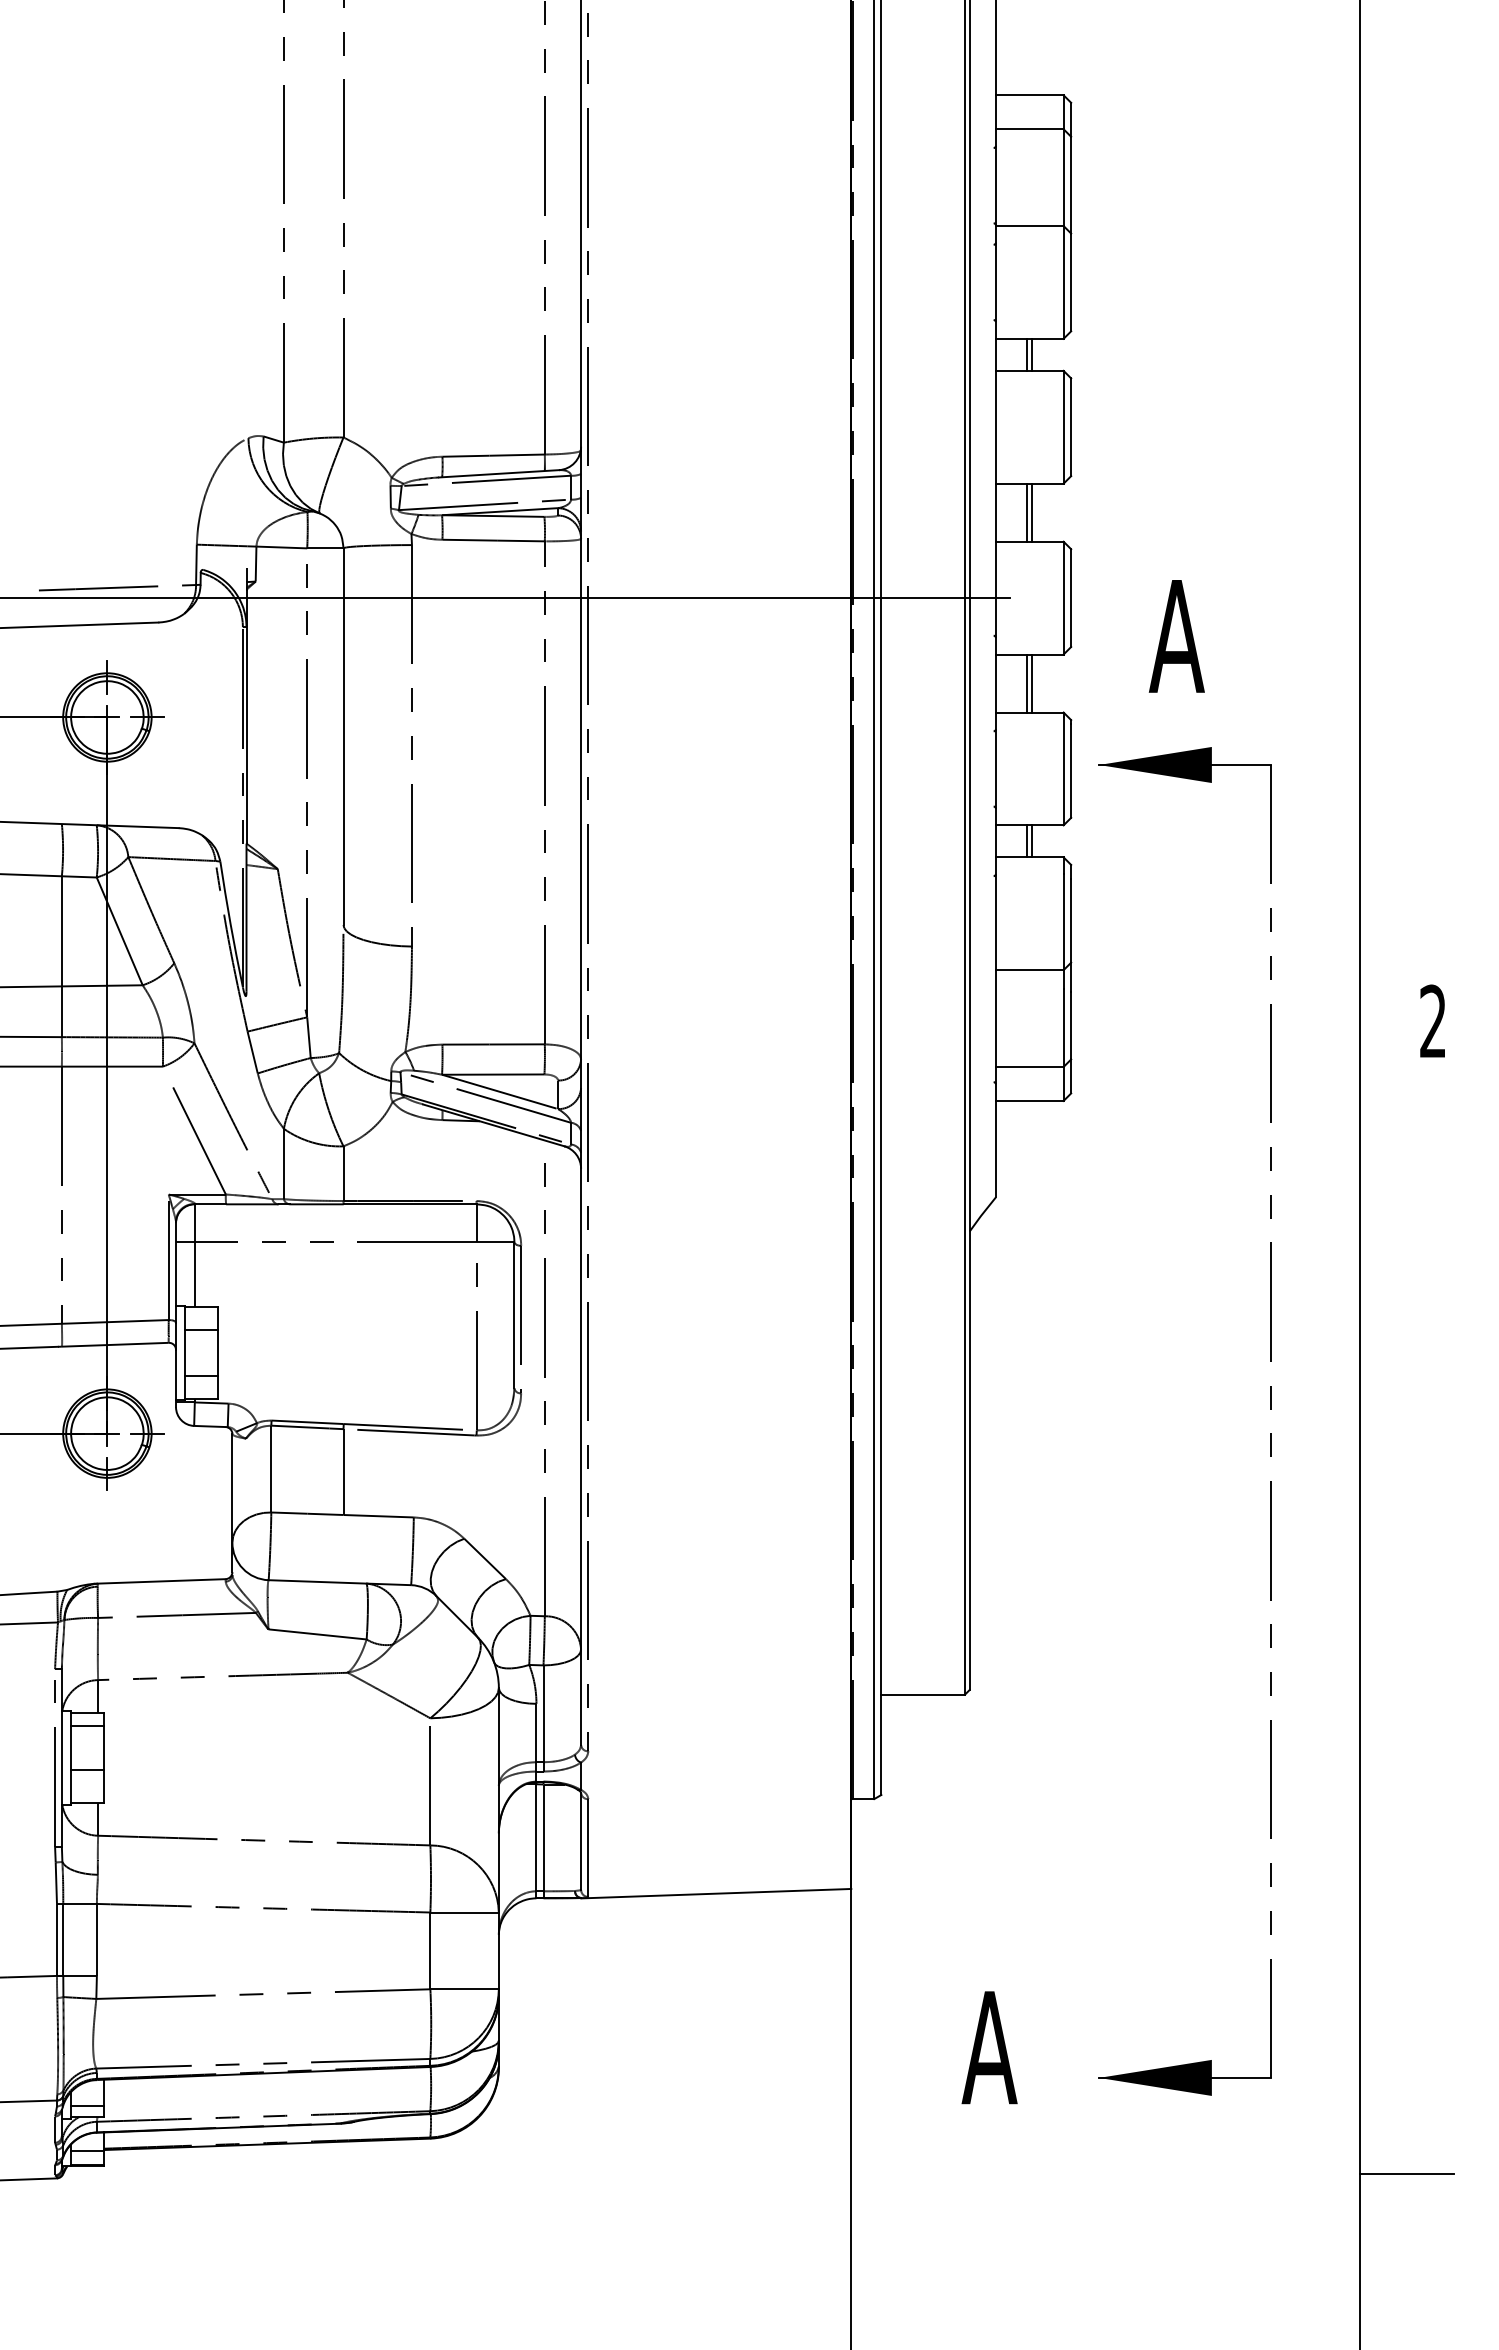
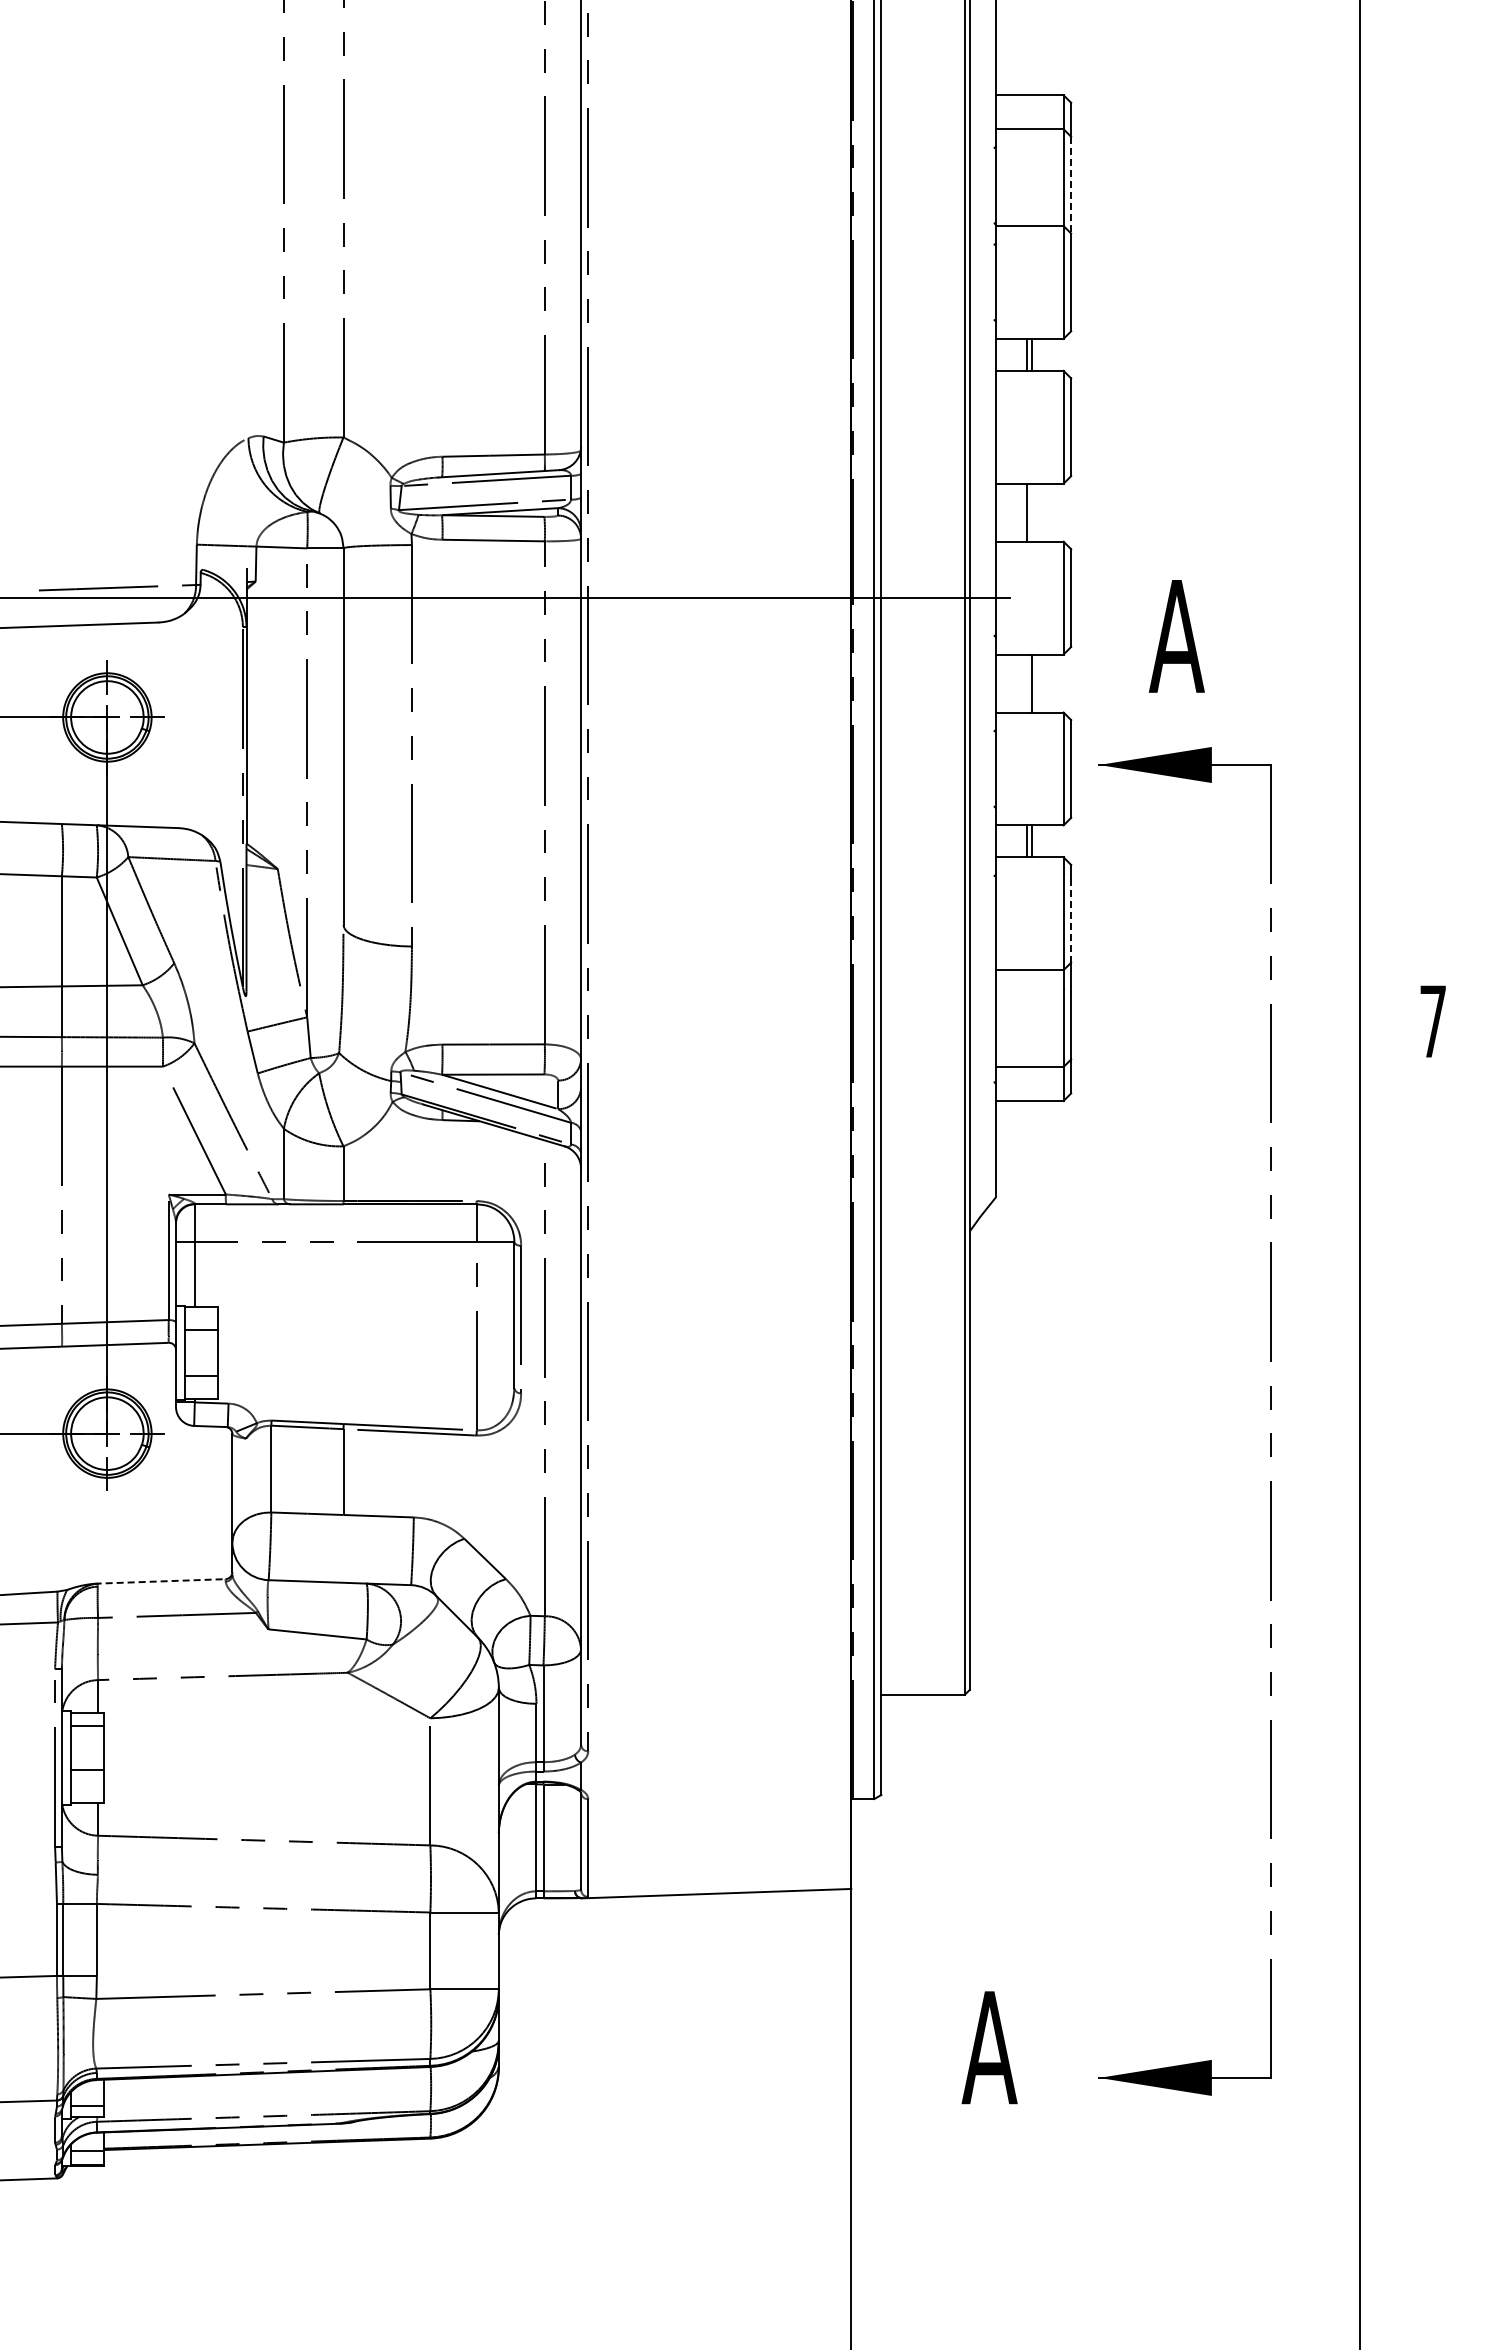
line: solid -> dashed (1071, 185)
line: present -> none (1031, 512)
line: present -> none (1027, 683)
line: solid -> dashed (1071, 920)
text: 2 -> 7 (1432, 1020)
line: solid -> dashed (160, 1581)
line: present -> none (1406, 2173)
